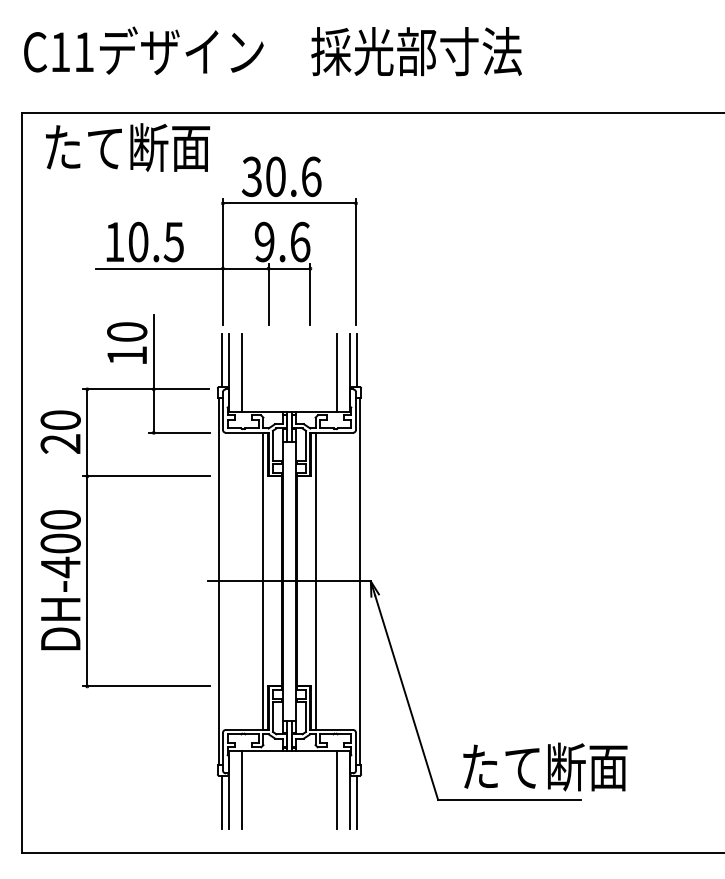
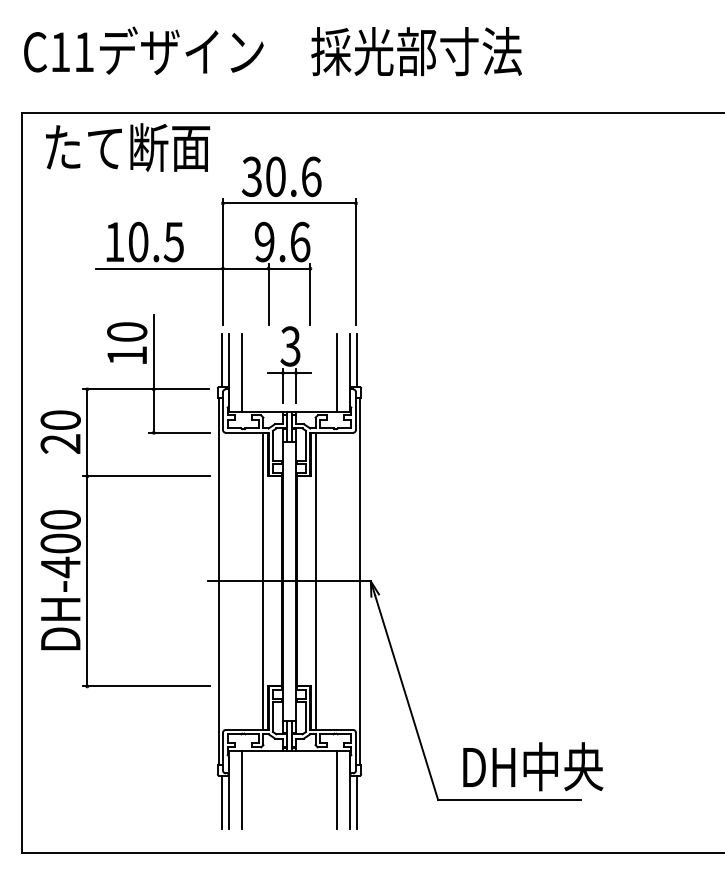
part: none -> present (289, 364)
text: たて断面 -> DH中央 (545, 766)
